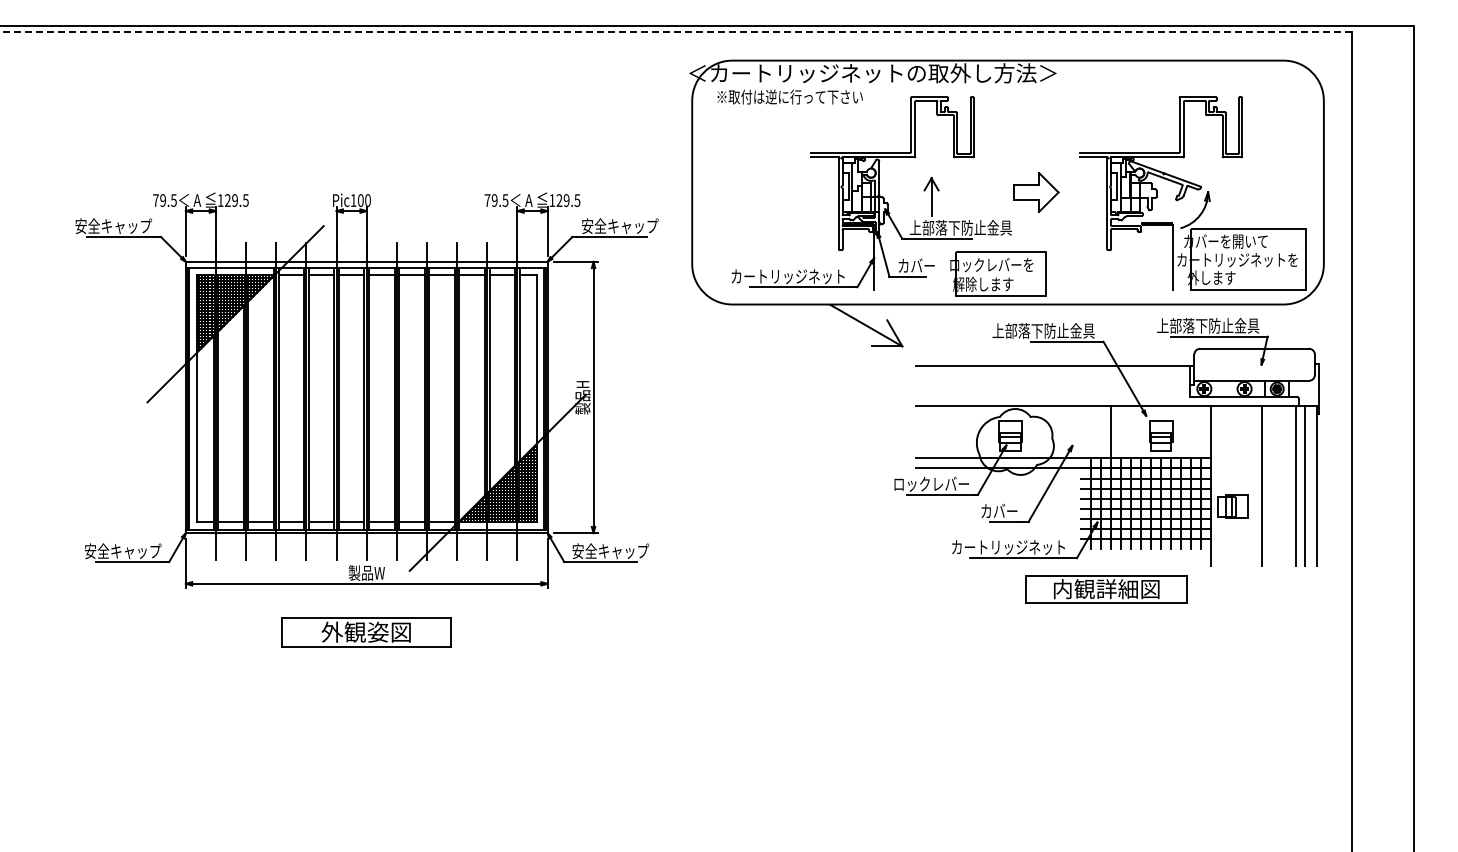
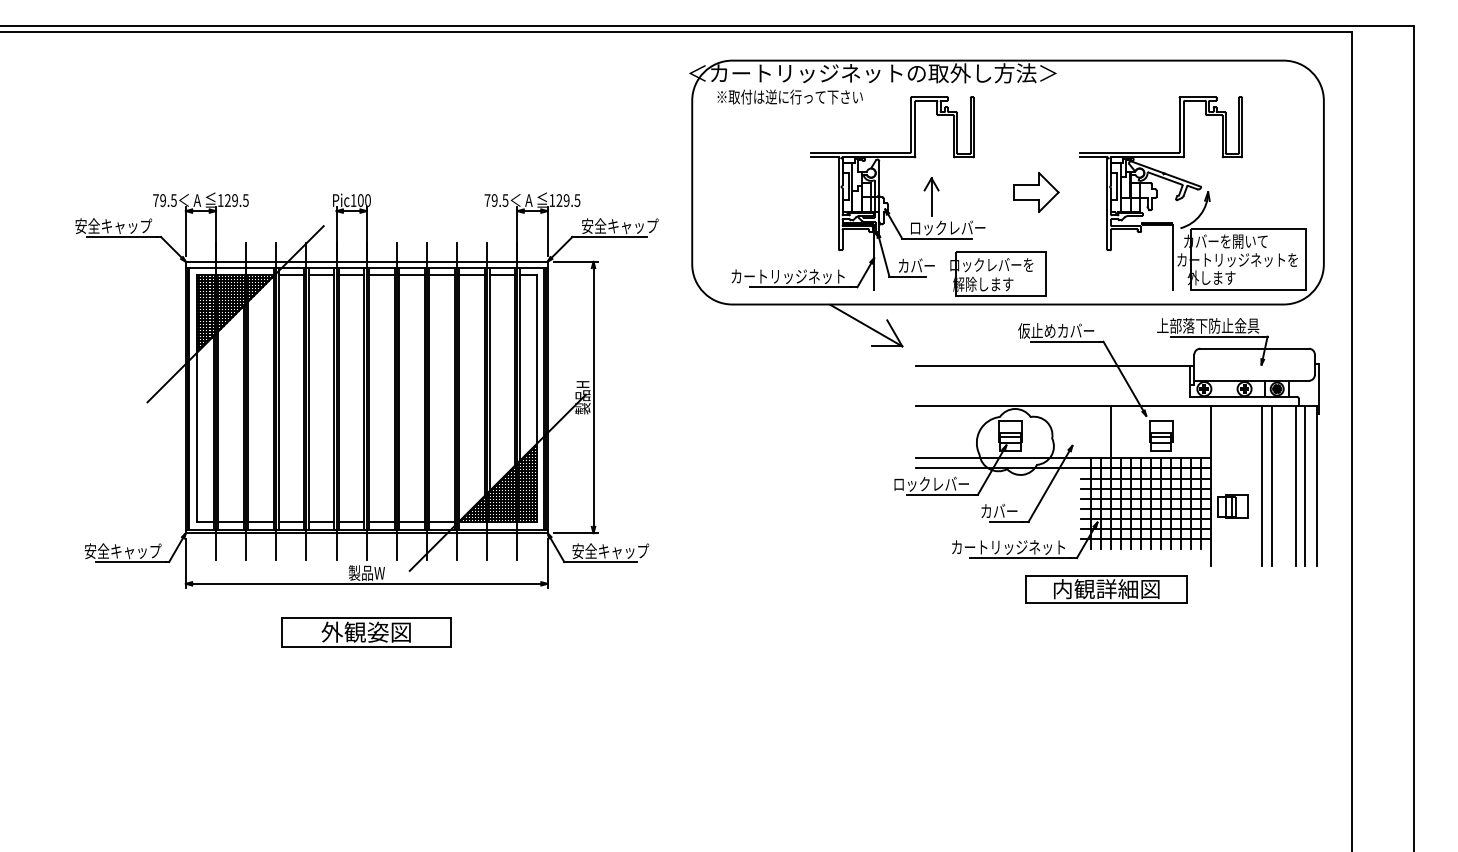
line: dashed -> solid (676, 31)
text: 上部落下防止金具 -> ロックレバー (960, 227)
text: 上部落下防止金具 -> 仮止めカバー (1043, 330)
line: none -> present (1272, 485)
